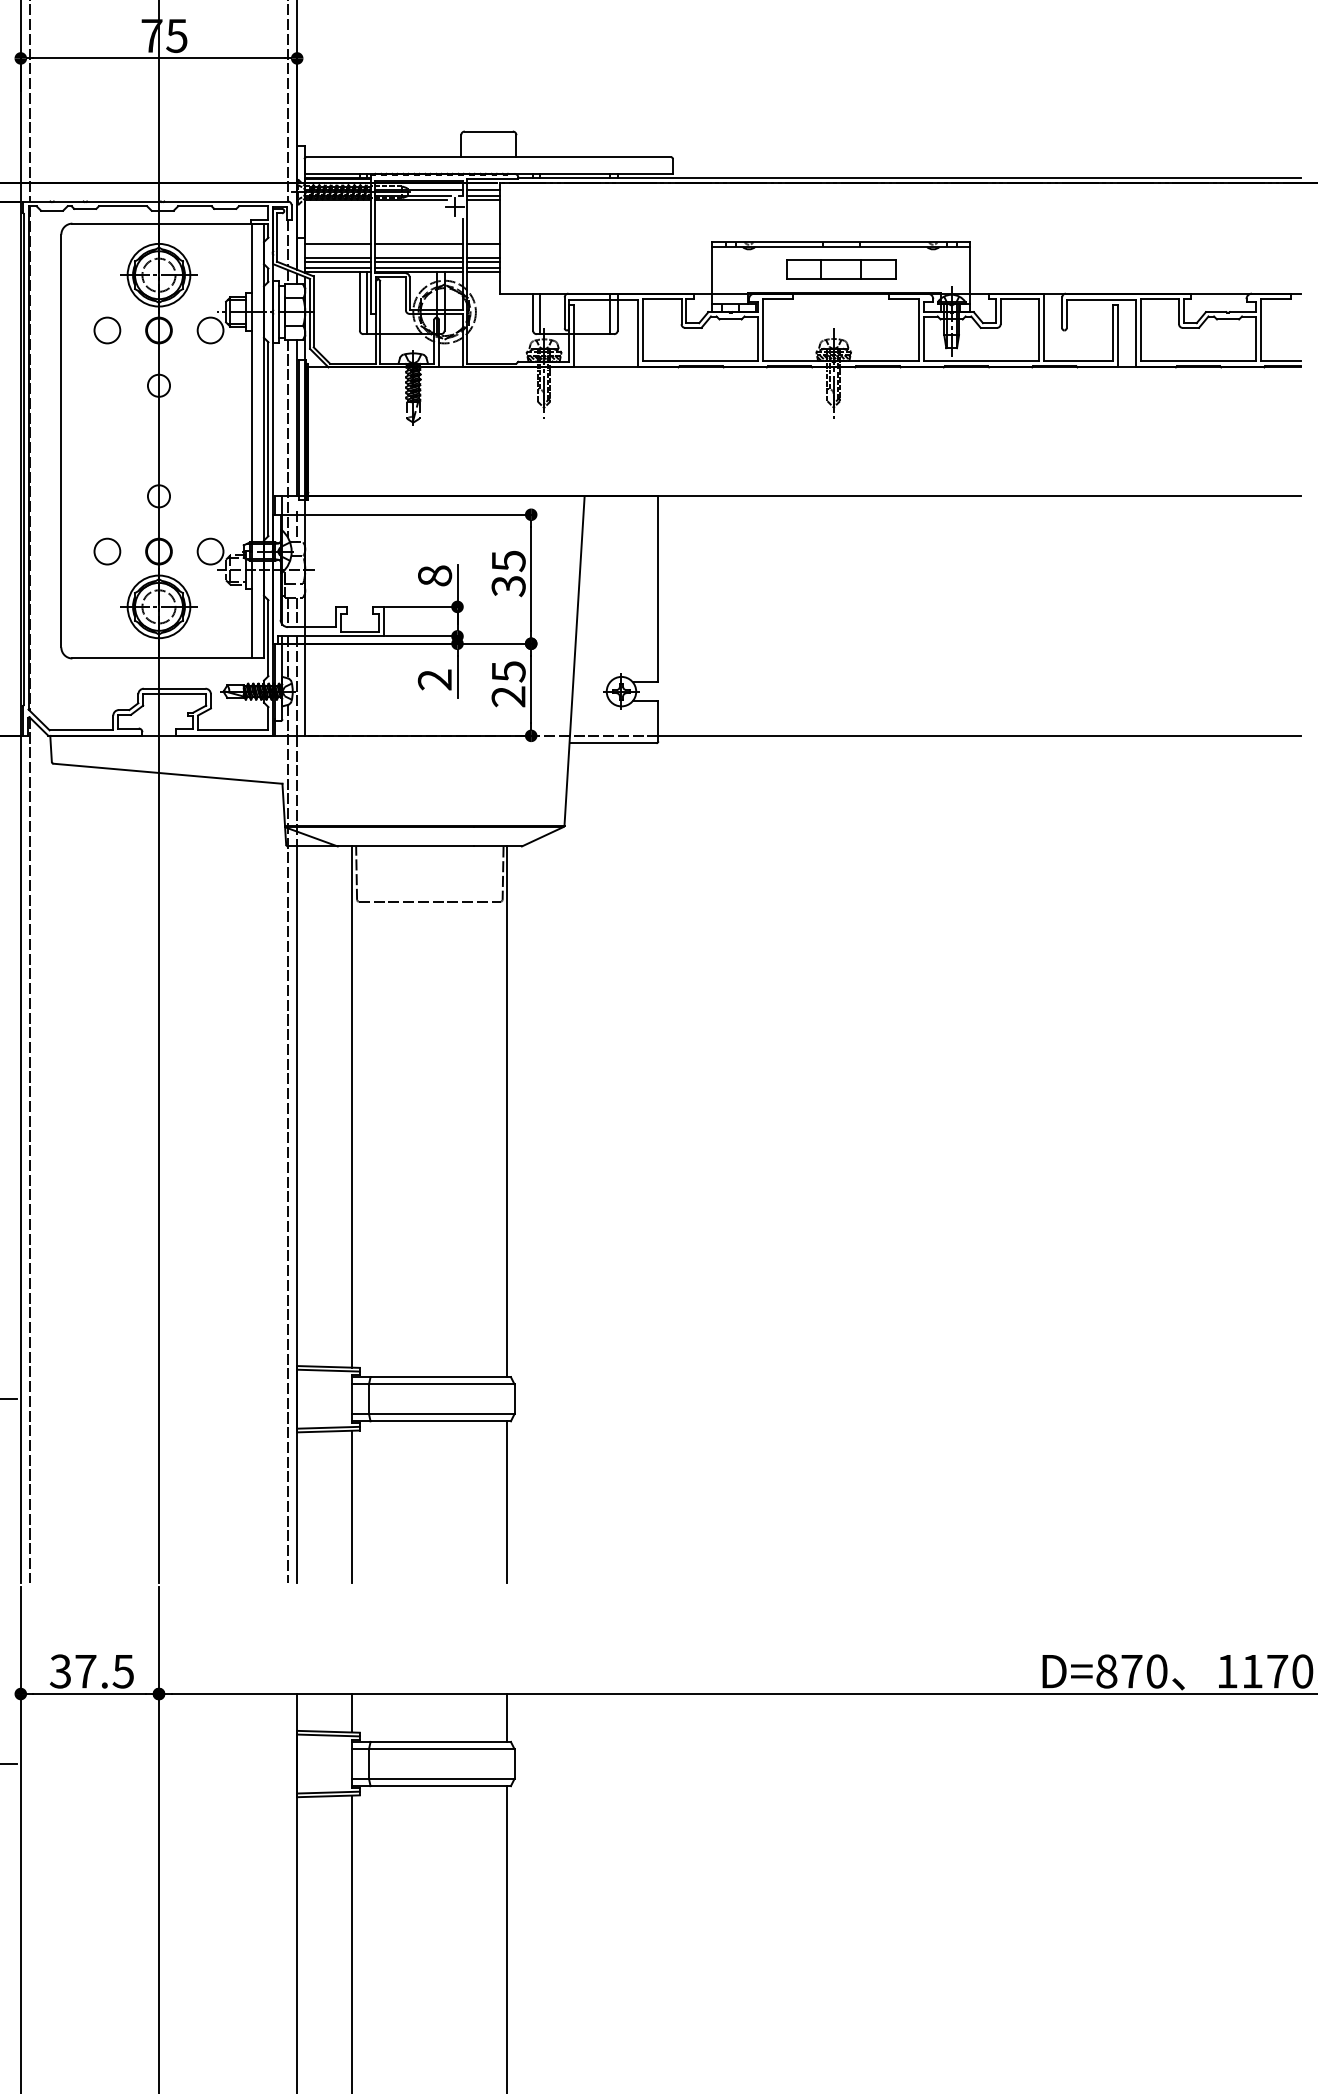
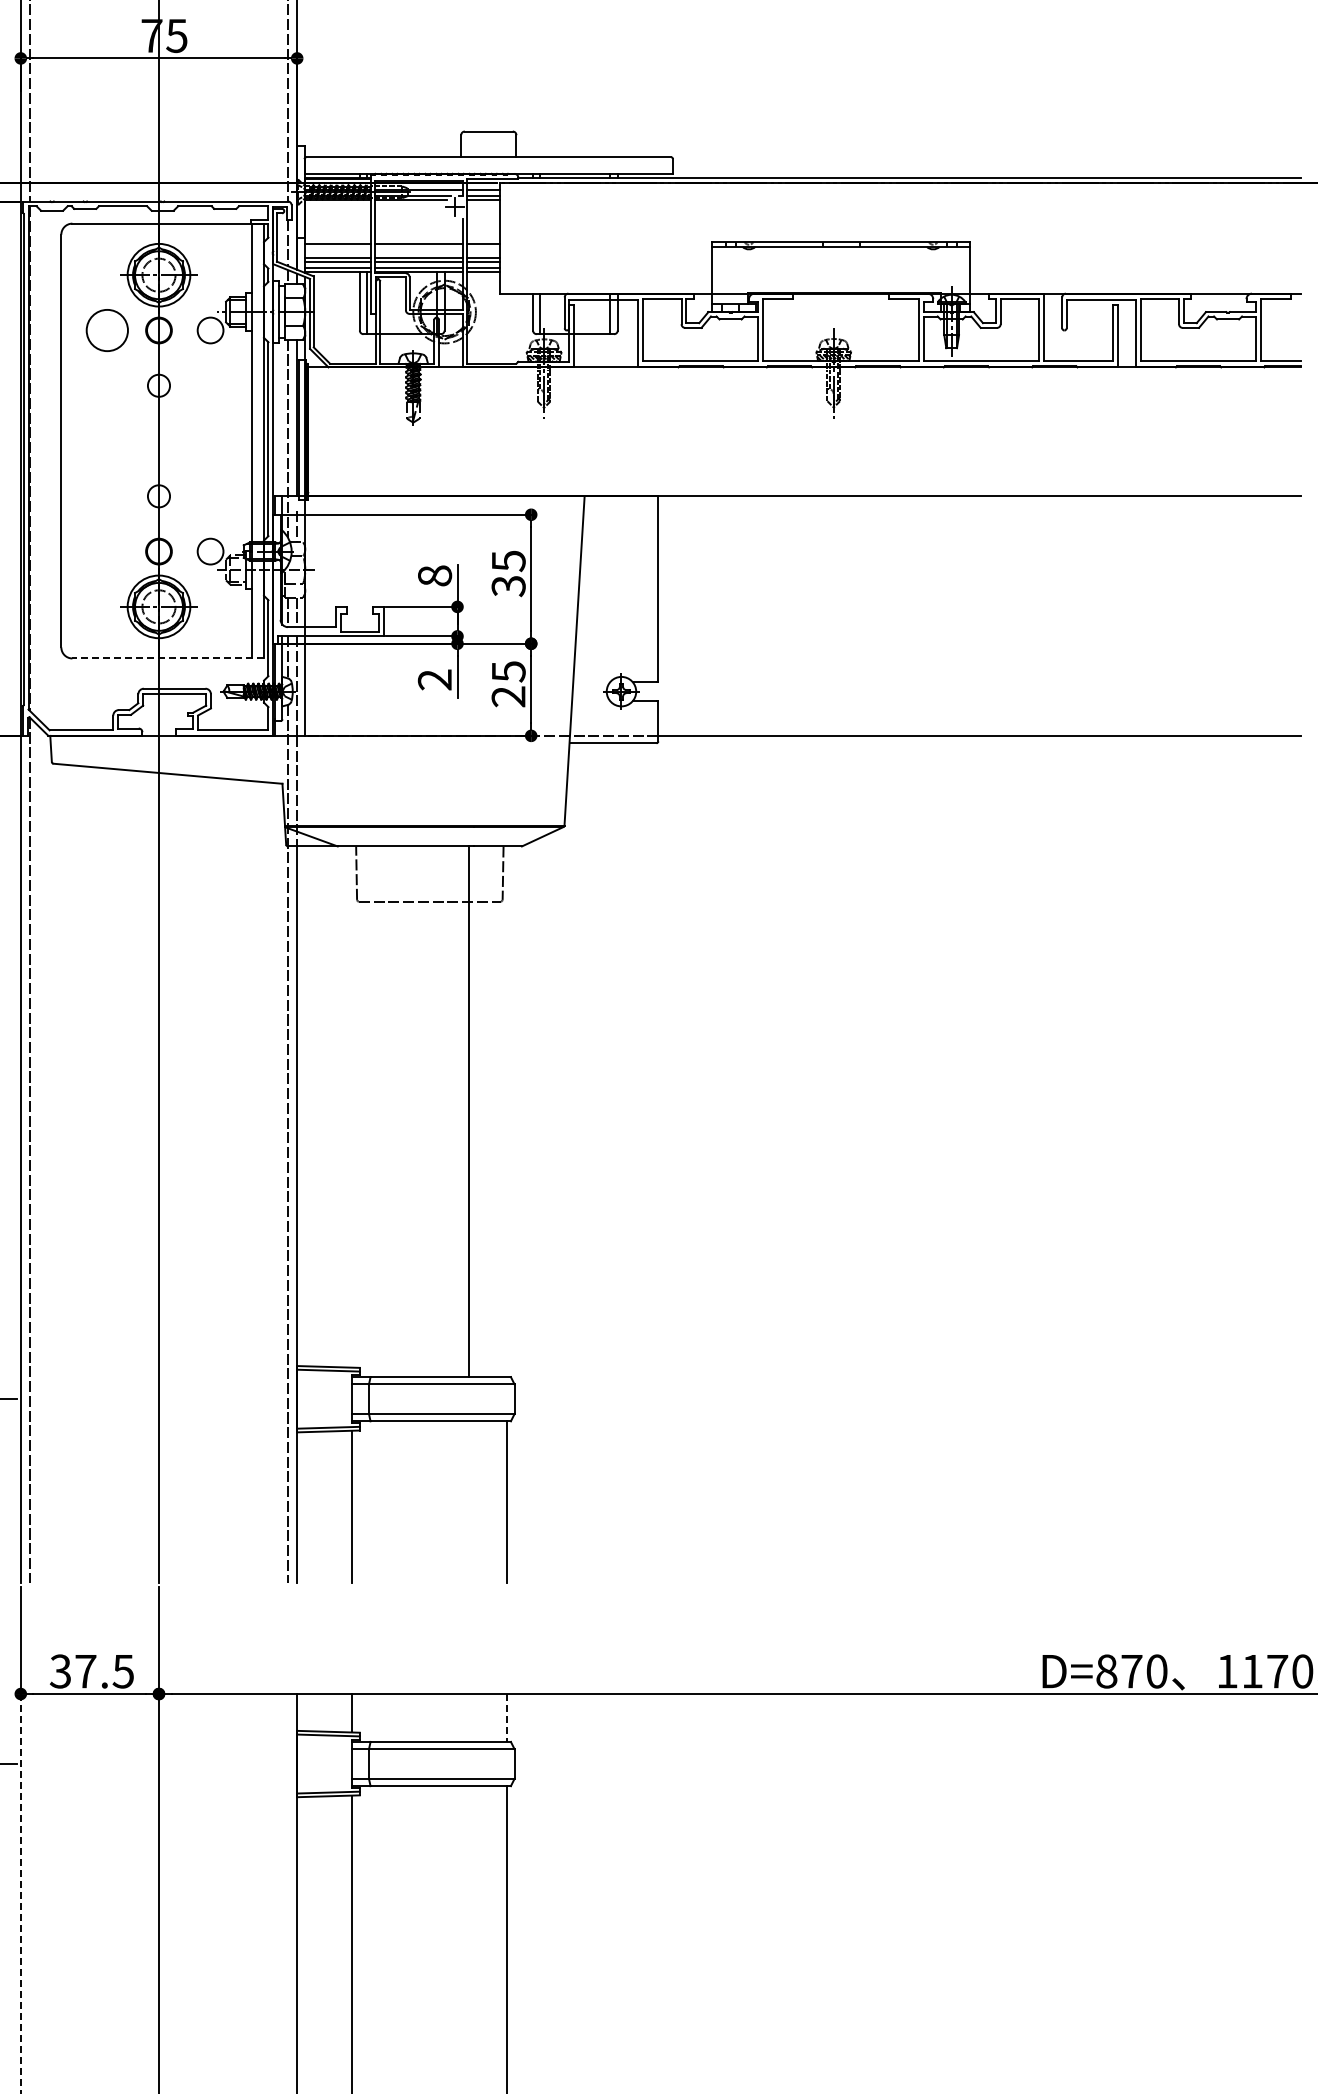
part: present -> none (841, 269)
circle size: 29x29 px -> 44x43 px (106, 330)
circle: present -> none (107, 551)
line: solid -> dashed (168, 658)
line: present -> none (352, 1106)
line position: (507, 1111) -> (469, 1111) (469, 1111)
line: solid -> dashed (507, 1717)
line: solid -> dashed (20, 1893)
